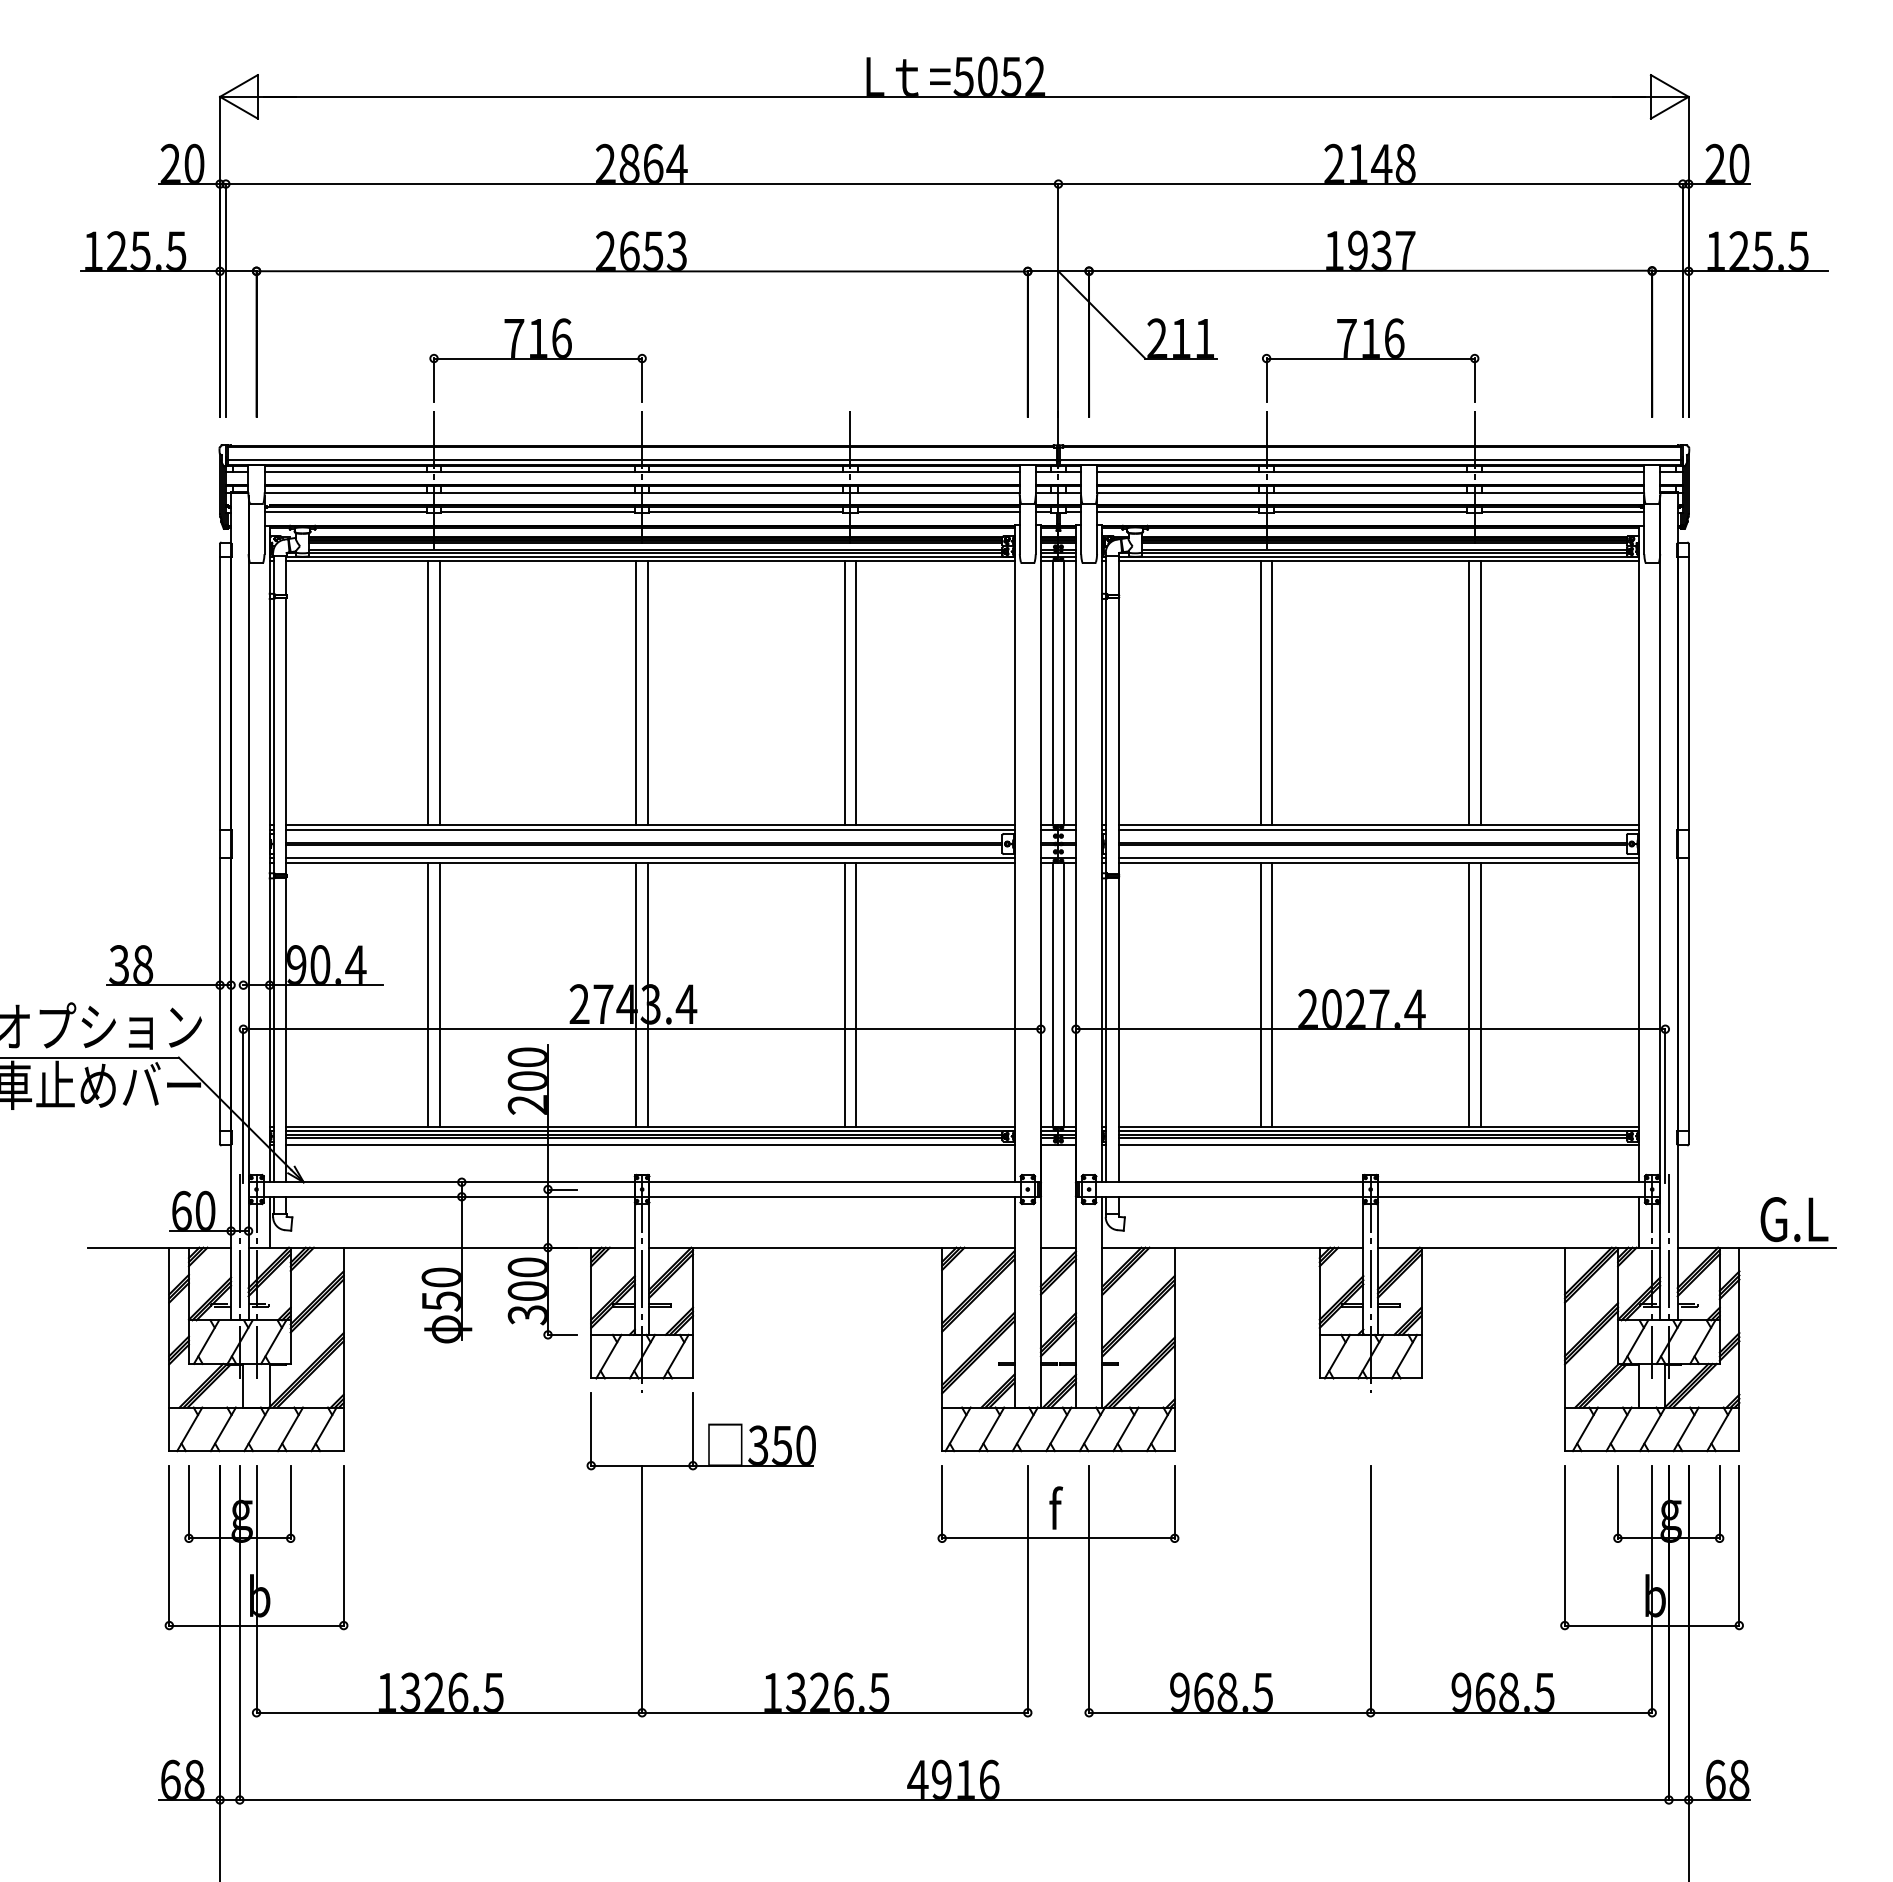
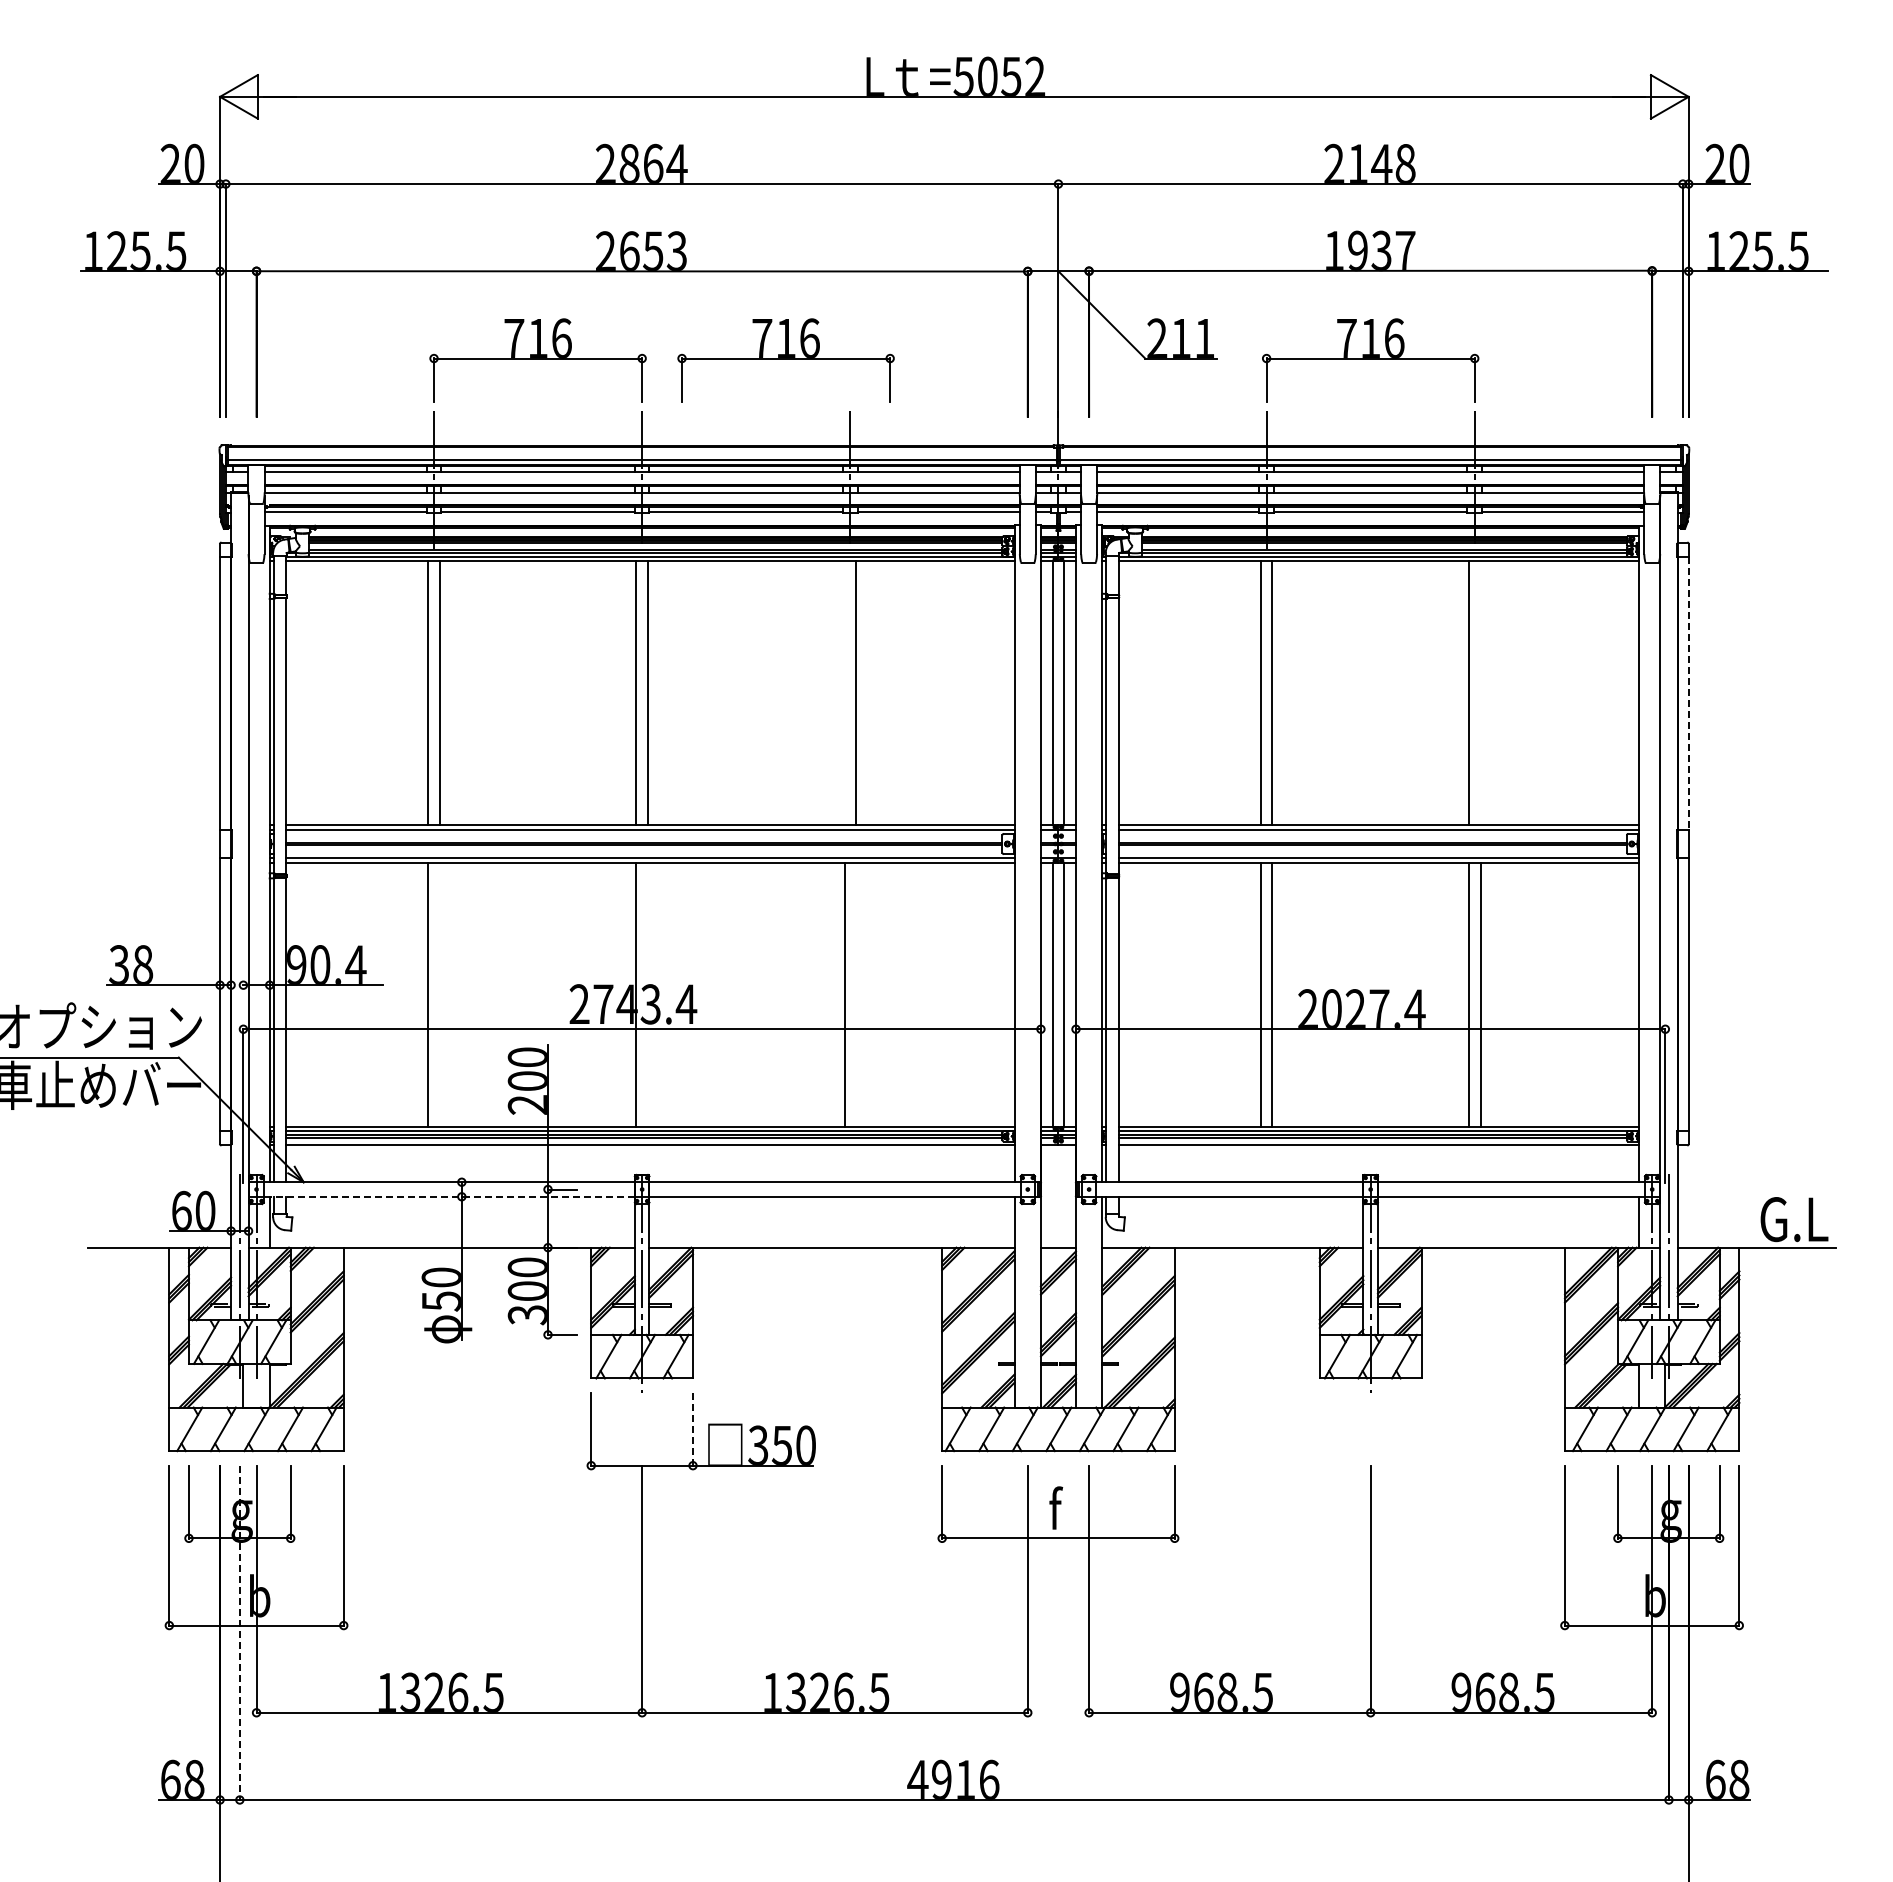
part: none -> present (785, 360)
line: present -> none (844, 693)
line: present -> none (1480, 693)
line: solid -> dashed (1688, 693)
line: present -> none (439, 994)
line: present -> none (647, 994)
line: present -> none (856, 994)
line: solid -> dashed (449, 1196)
line: solid -> dashed (692, 1429)
line: solid -> dashed (239, 1633)
